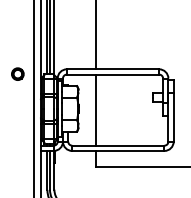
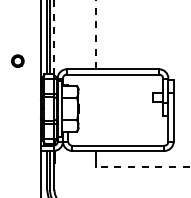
line: solid -> dashed (95, 34)
line: solid -> dashed (54, 37)
part position: (17, 73) -> (17, 60) (17, 60)
line: present -> none (33, 98)
line: present -> none (95, 109)
line: solid -> dashed (142, 167)
